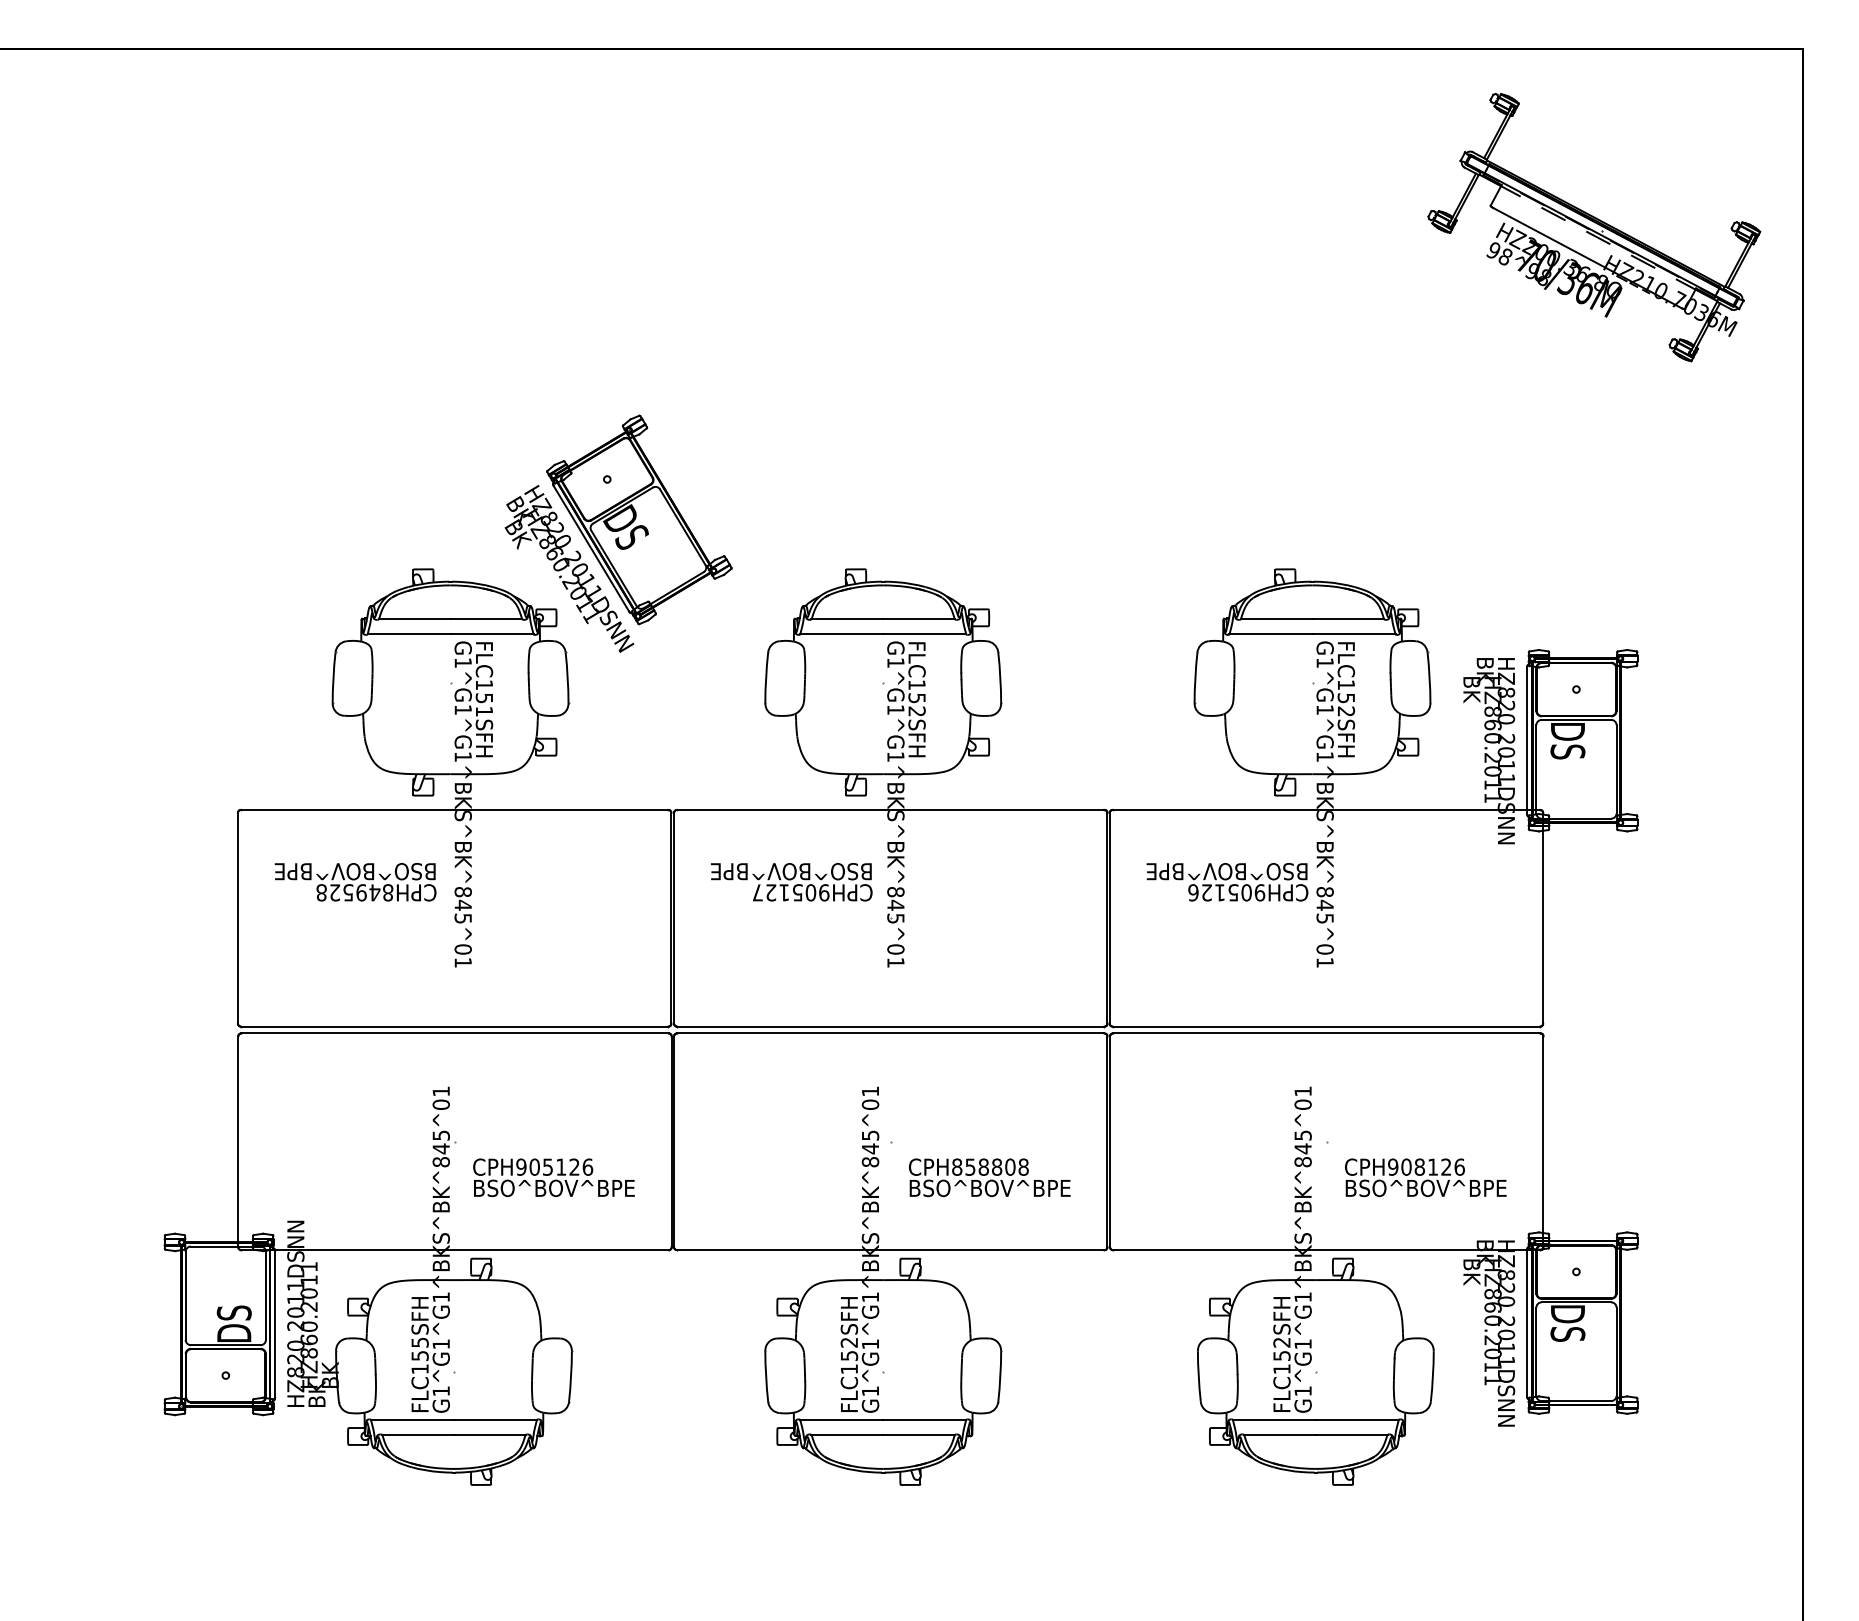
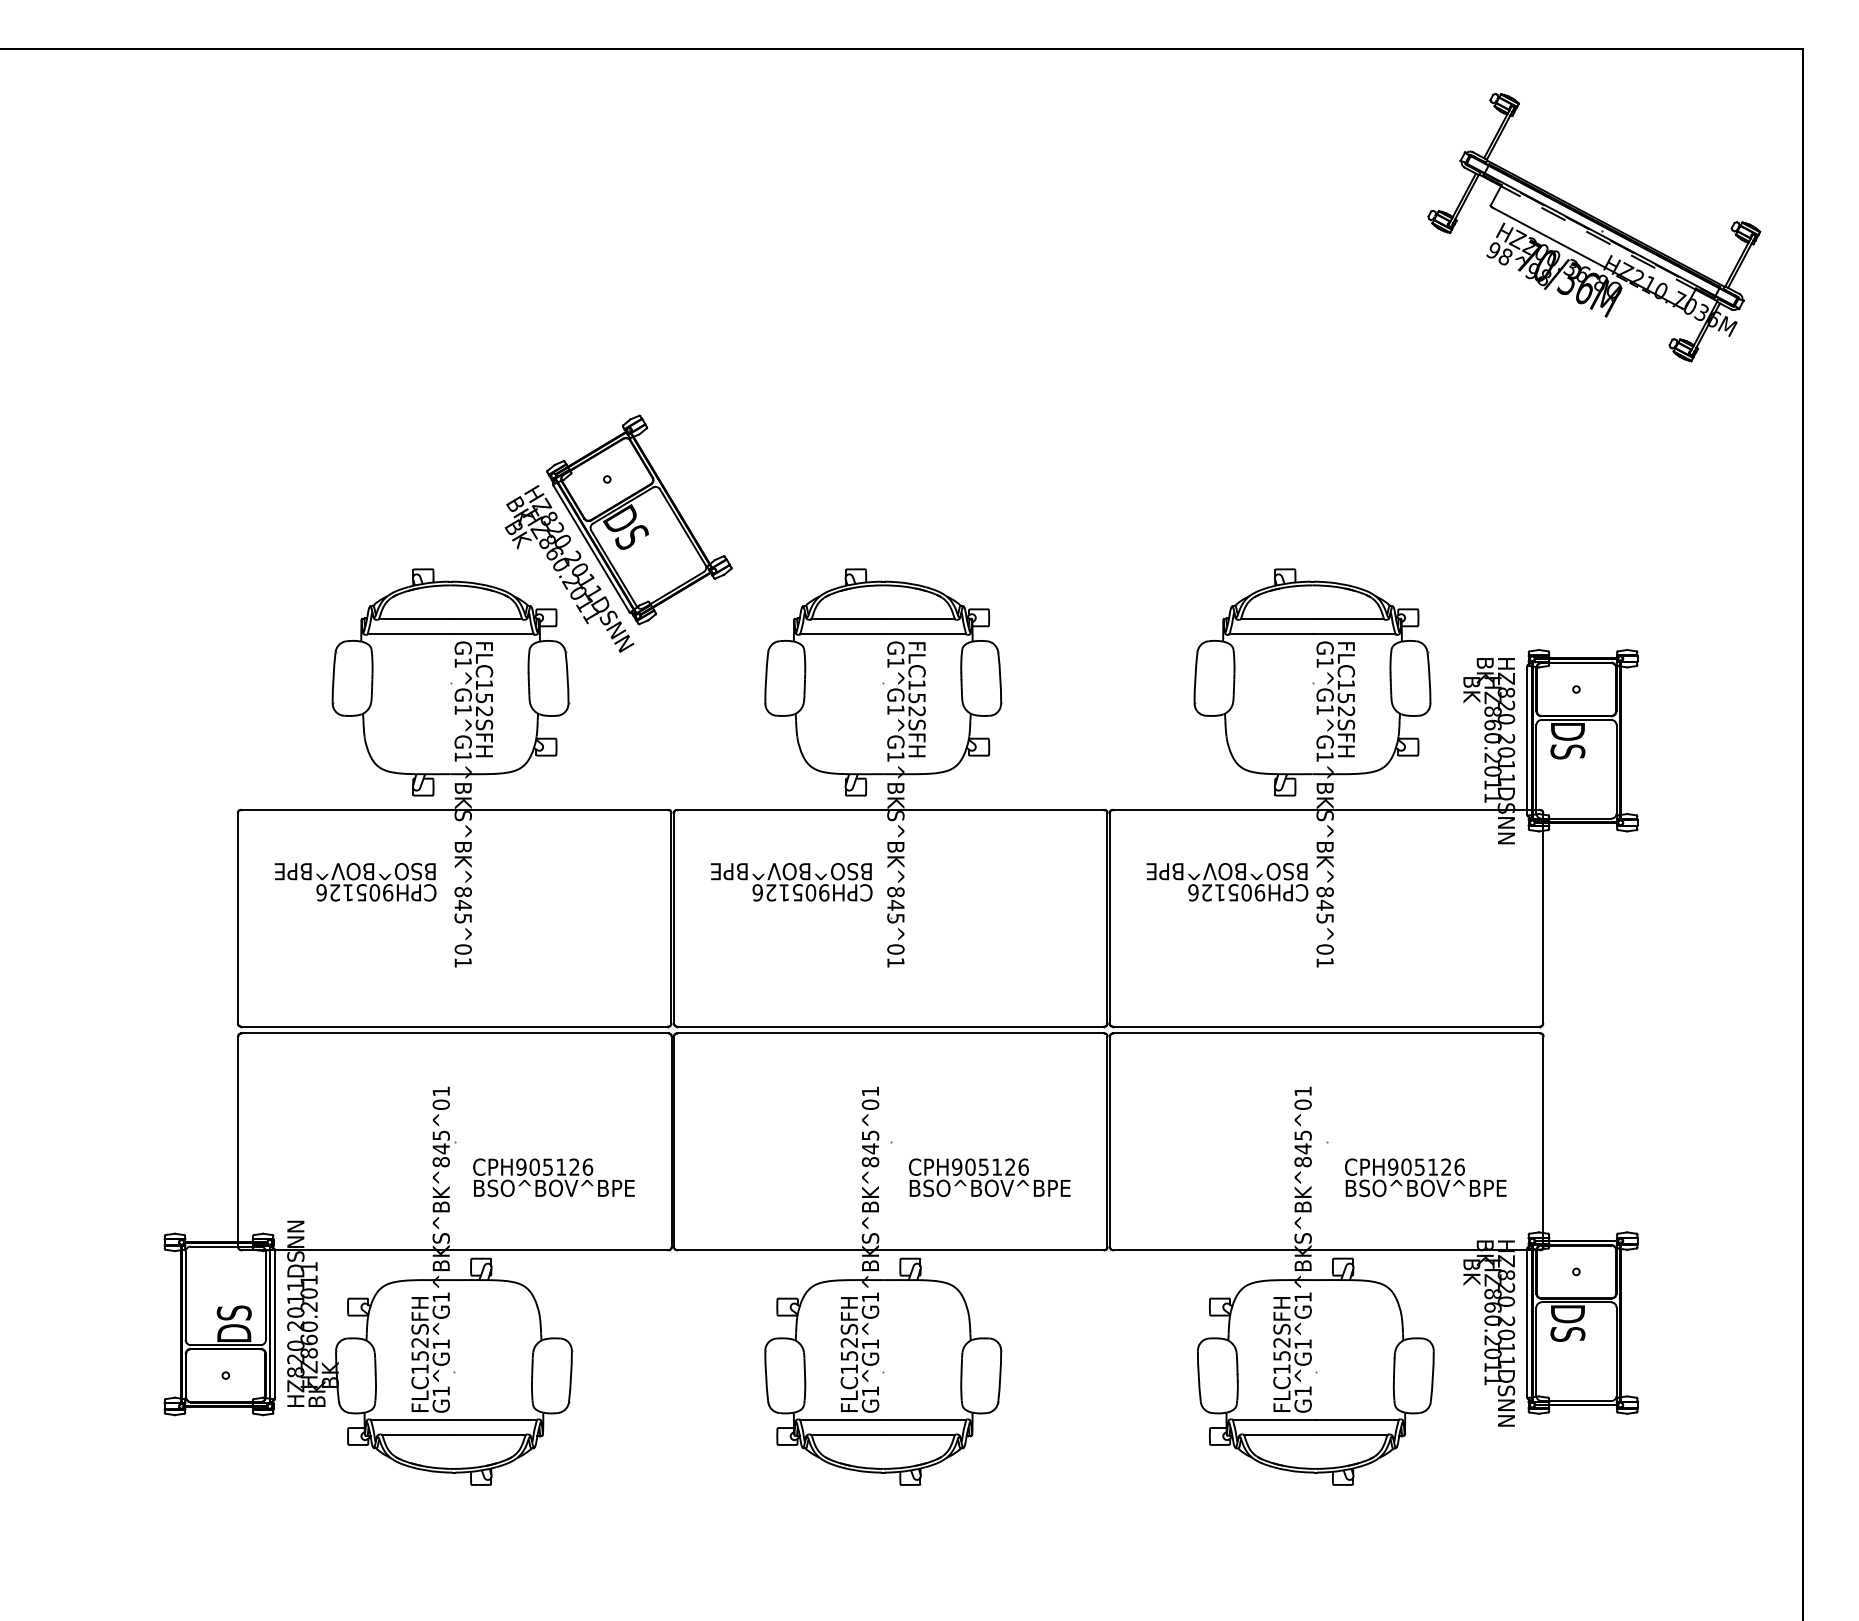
text: FLC151SFH -> FLC152SFH (484, 711)
text: CPH849528 -> CPH905126 (354, 892)
text: CPH905127 -> CPH905126 (757, 892)
text: CPH858808 -> CPH905126 (990, 1166)
text: CPH908126 -> CPH905126 (1419, 1166)
text: FLC155SFH -> FLC152SFH (419, 1342)
